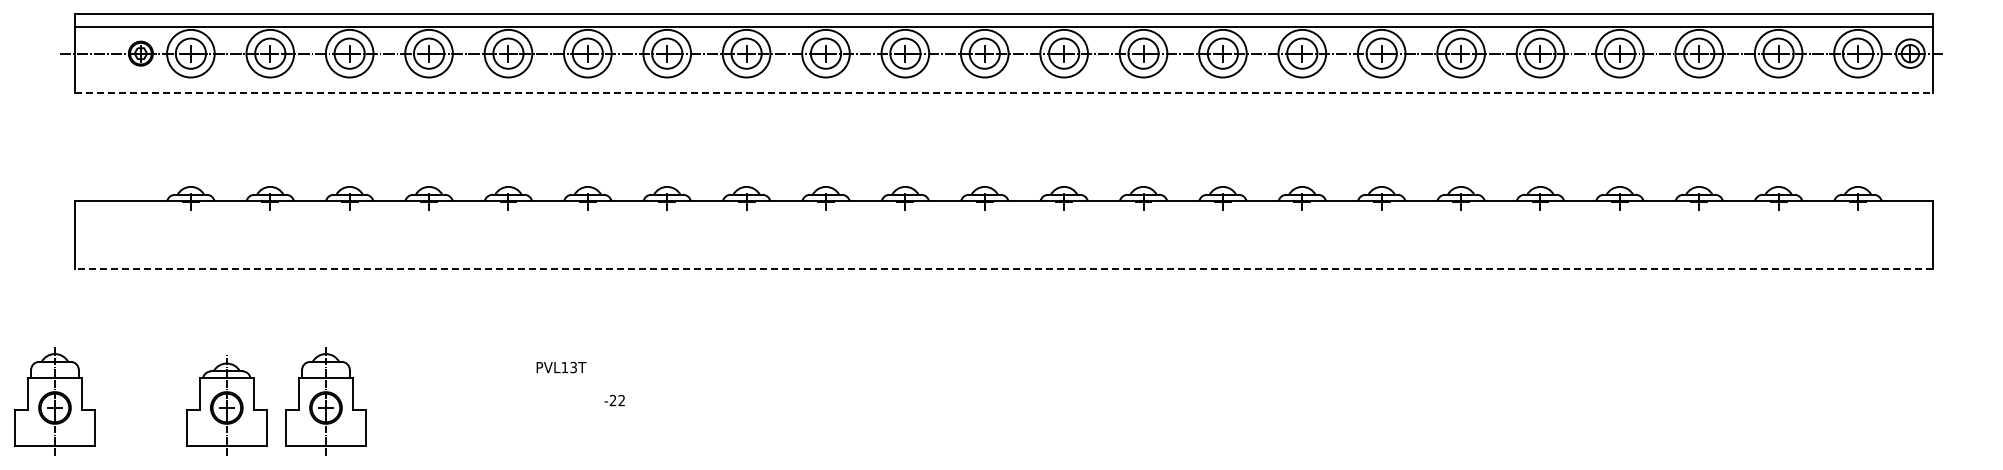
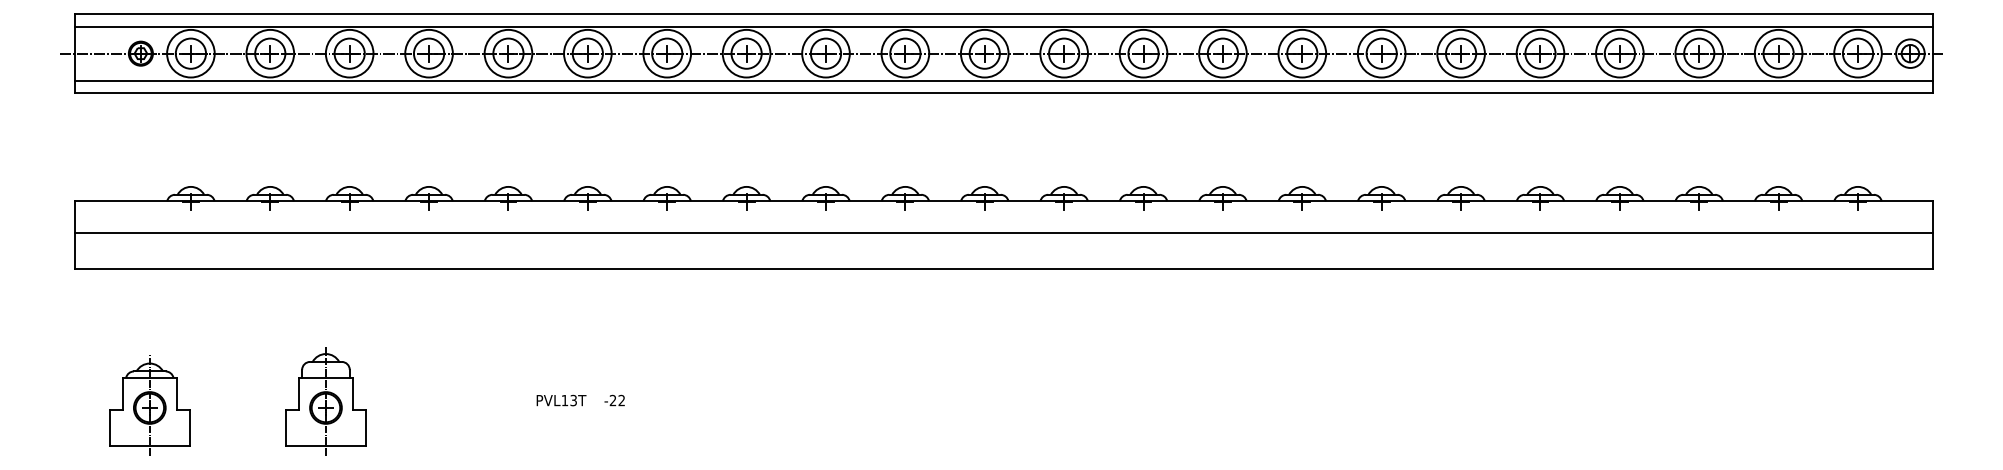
line: none -> present (1003, 80)
line: dashed -> solid (1003, 93)
line: none -> present (1003, 232)
line: dashed -> solid (1003, 269)
text position: (561, 367) -> (561, 400) (561, 400)
part: present -> none (54, 401)
part position: (226, 405) -> (149, 405) (149, 405)
